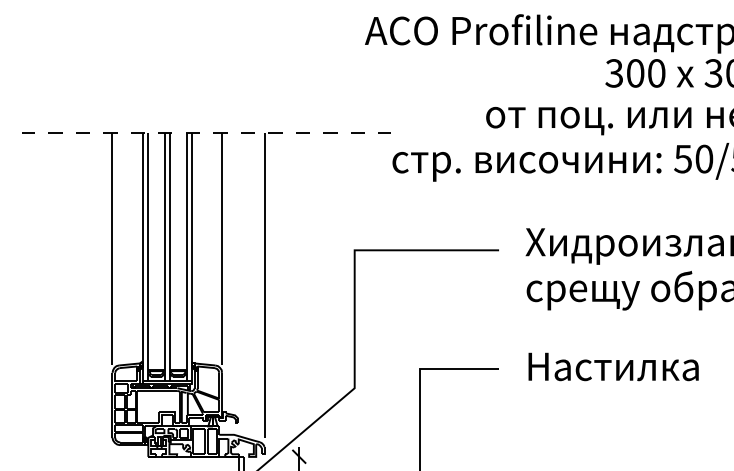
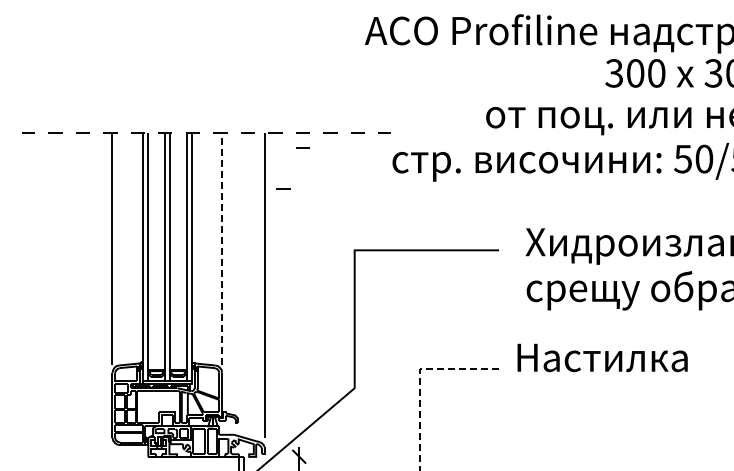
line: none -> present (302, 147)
line: none -> present (283, 188)
line: solid -> dashed (222, 249)
text position: (613, 366) -> (602, 357) (602, 357)
line: solid -> dashed (420, 379)
